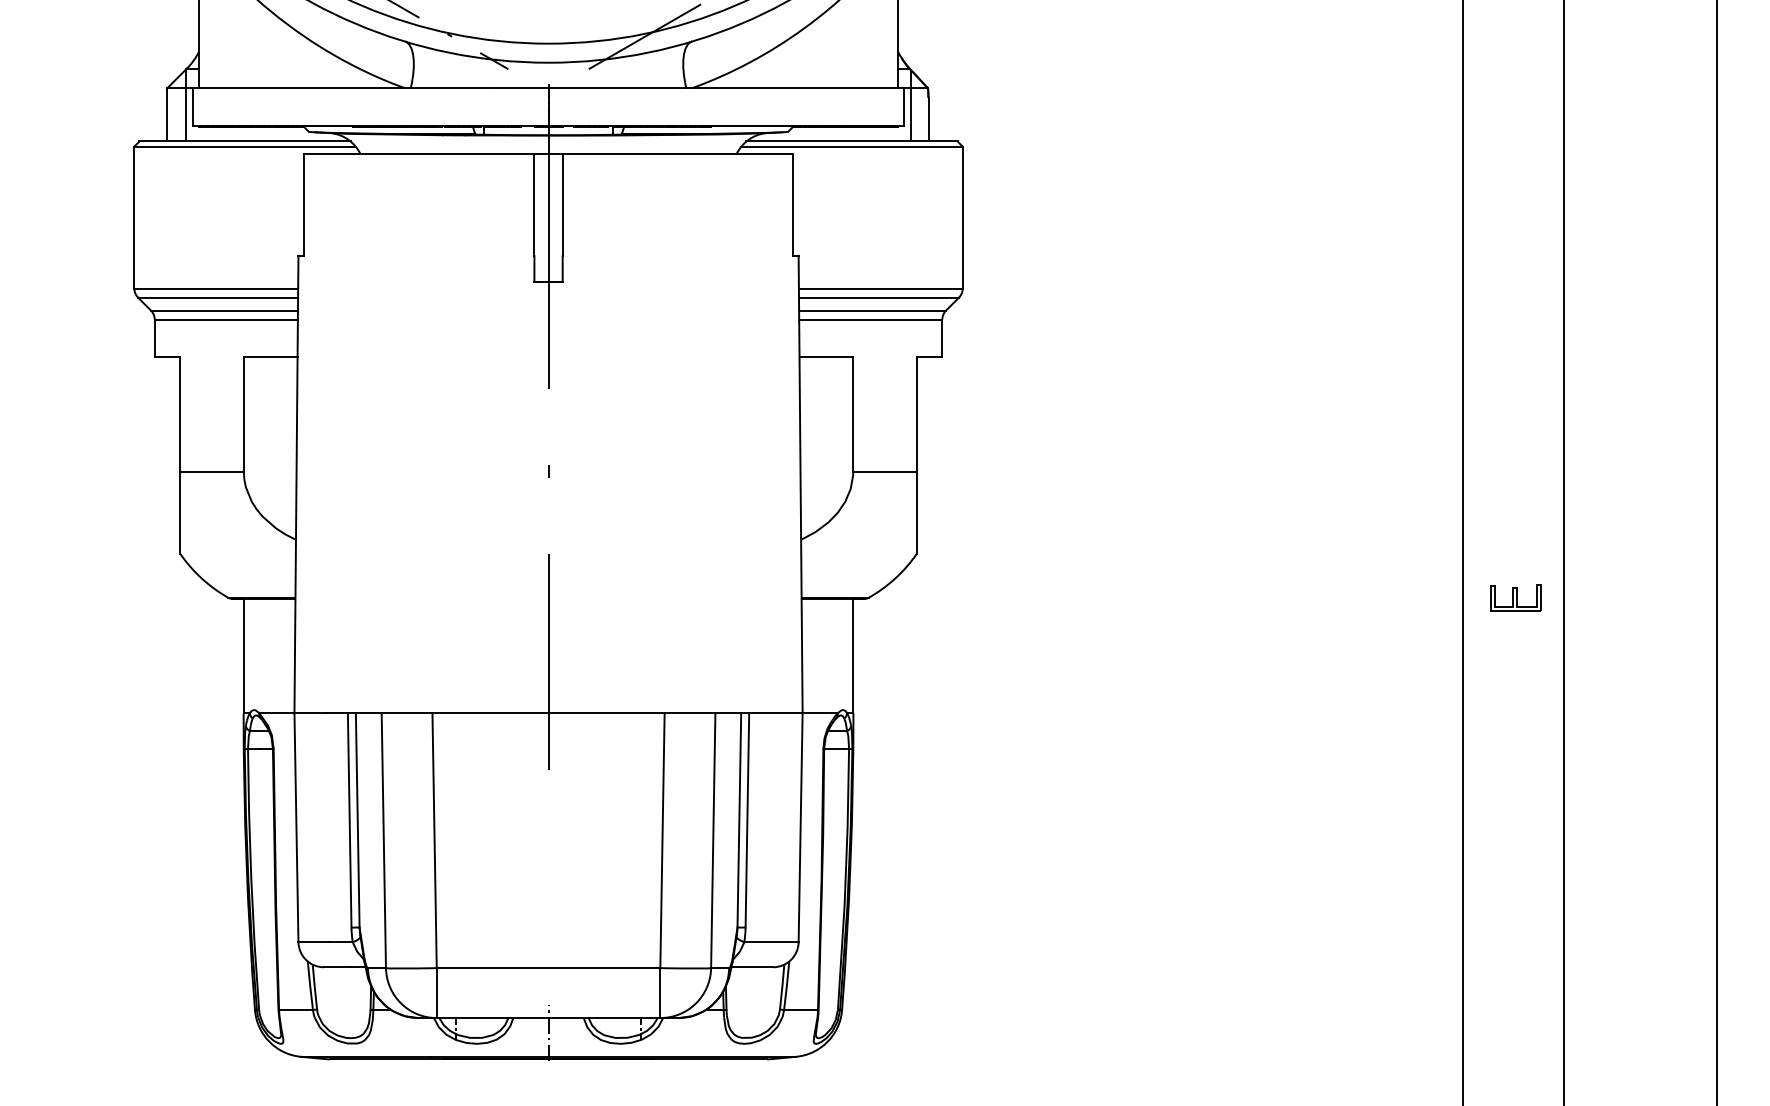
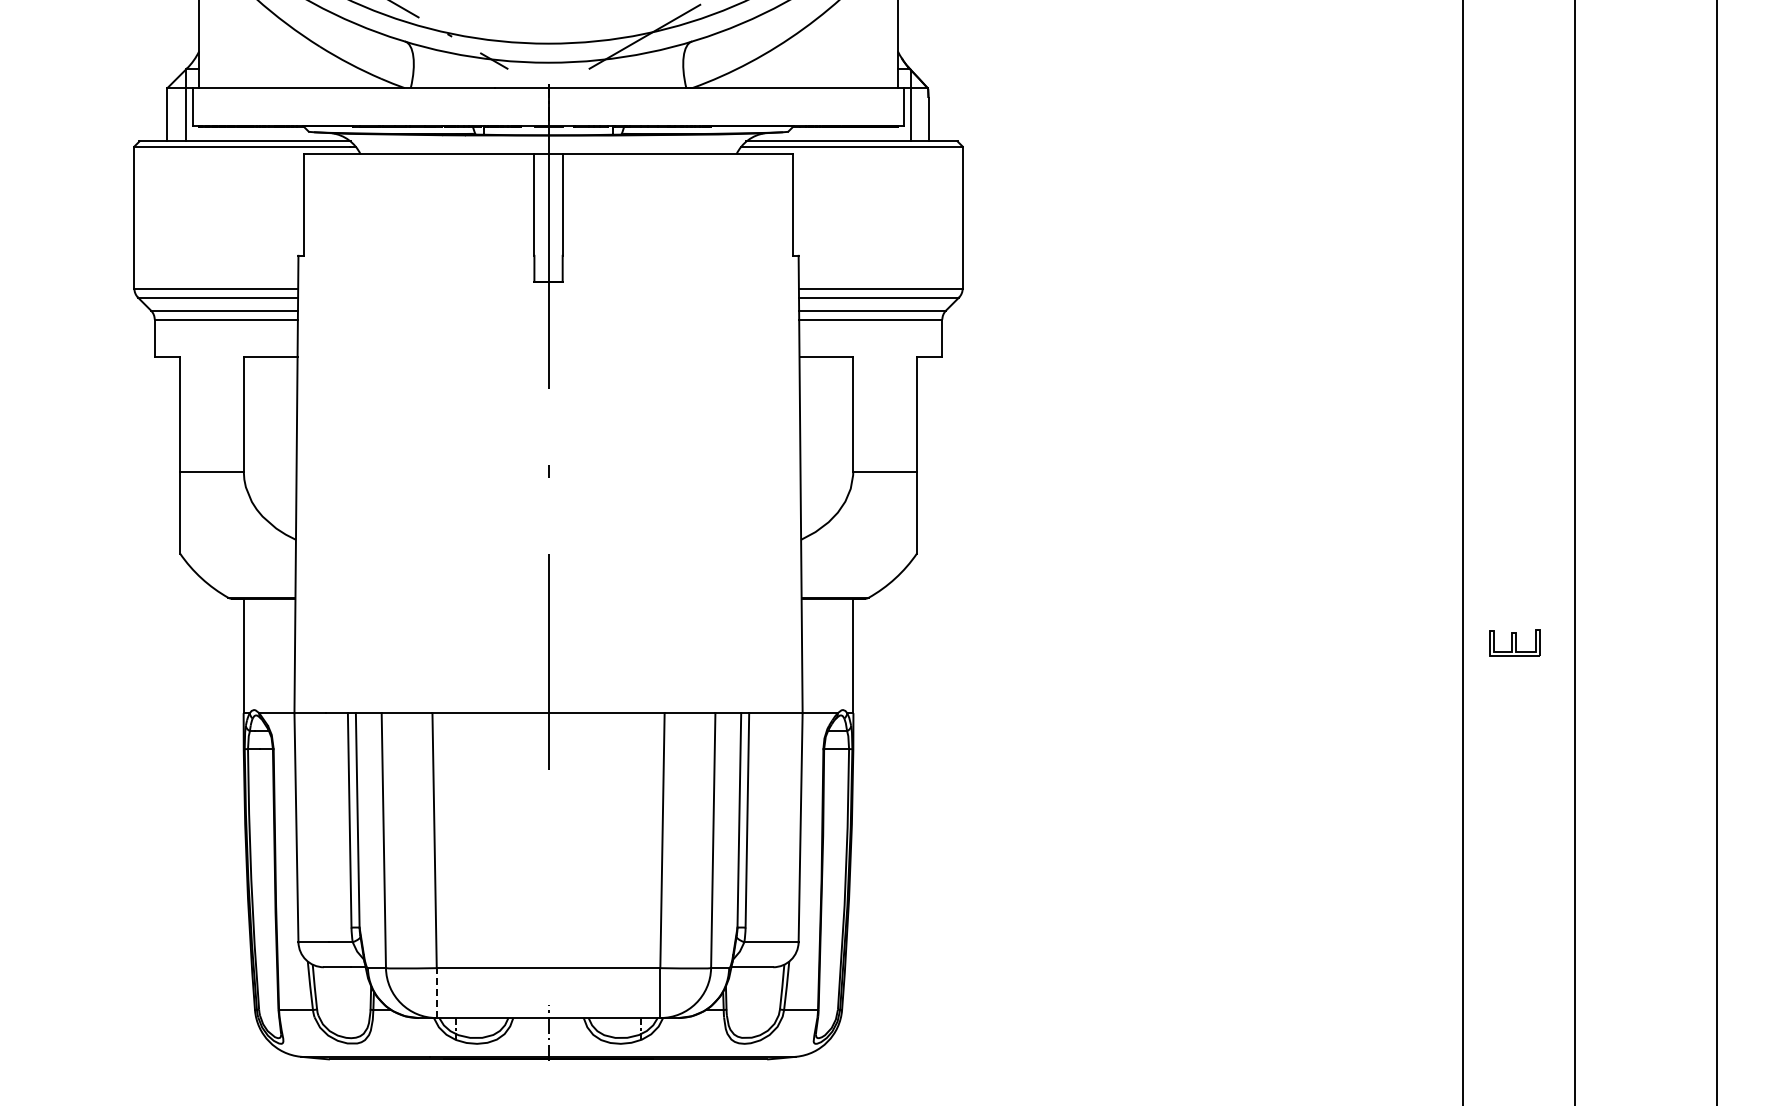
line position: (1564, 552) -> (1575, 552) (1575, 552)
part position: (1515, 597) -> (1514, 642) (1514, 642)
line: solid -> dashed (436, 993)
